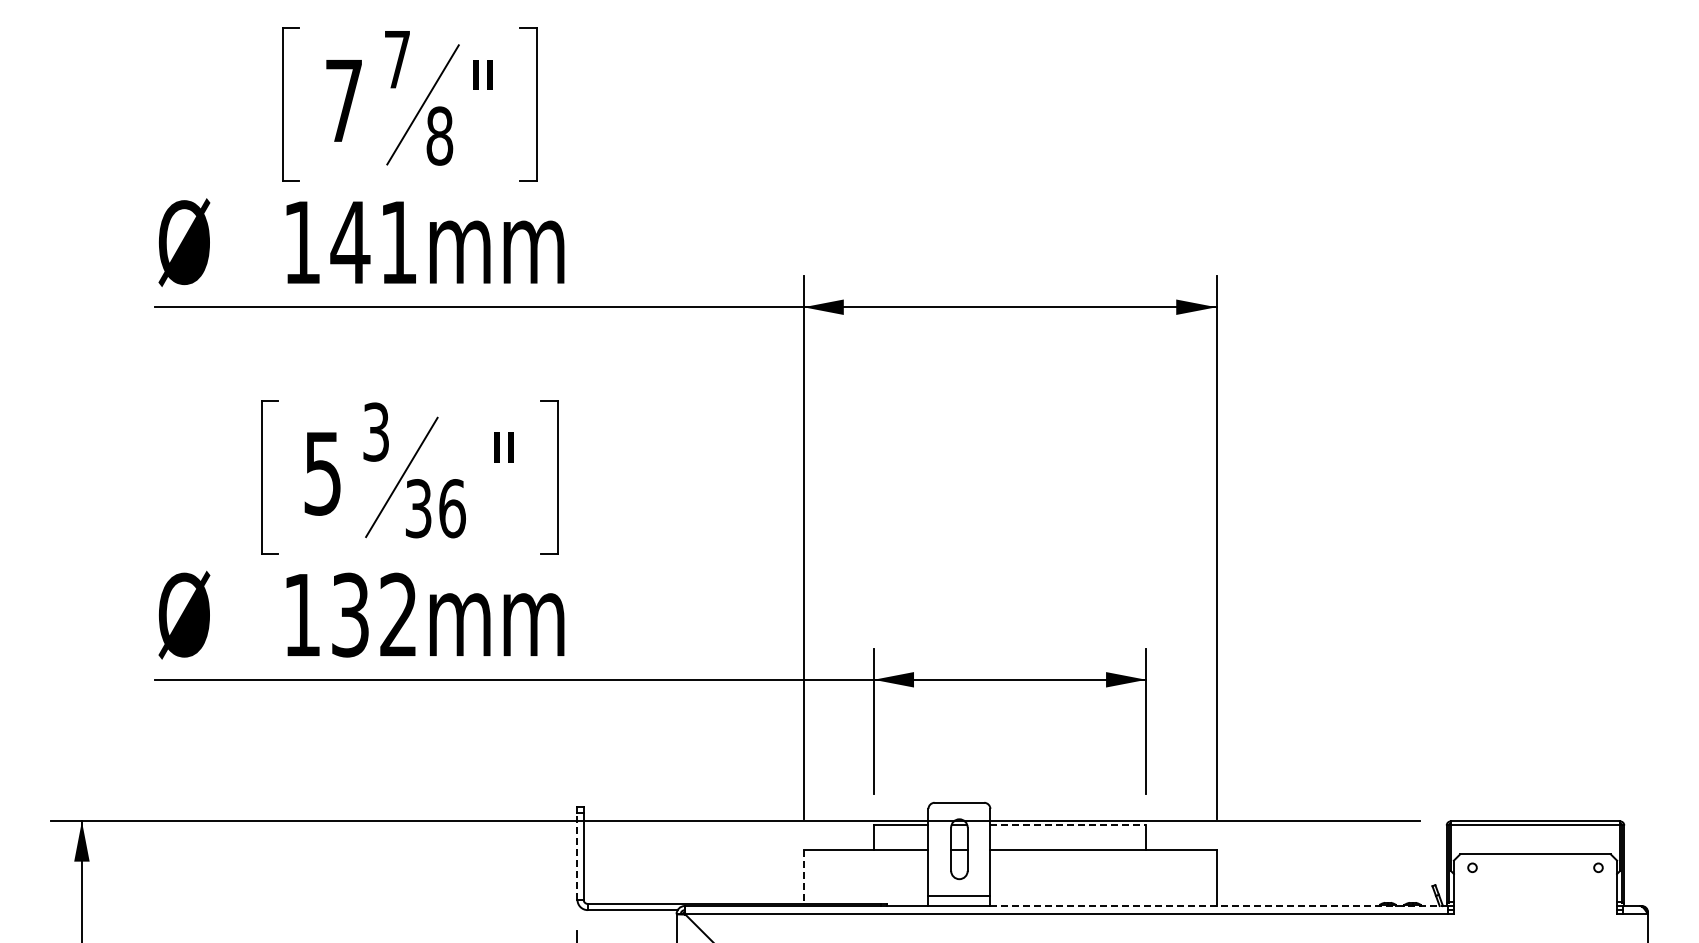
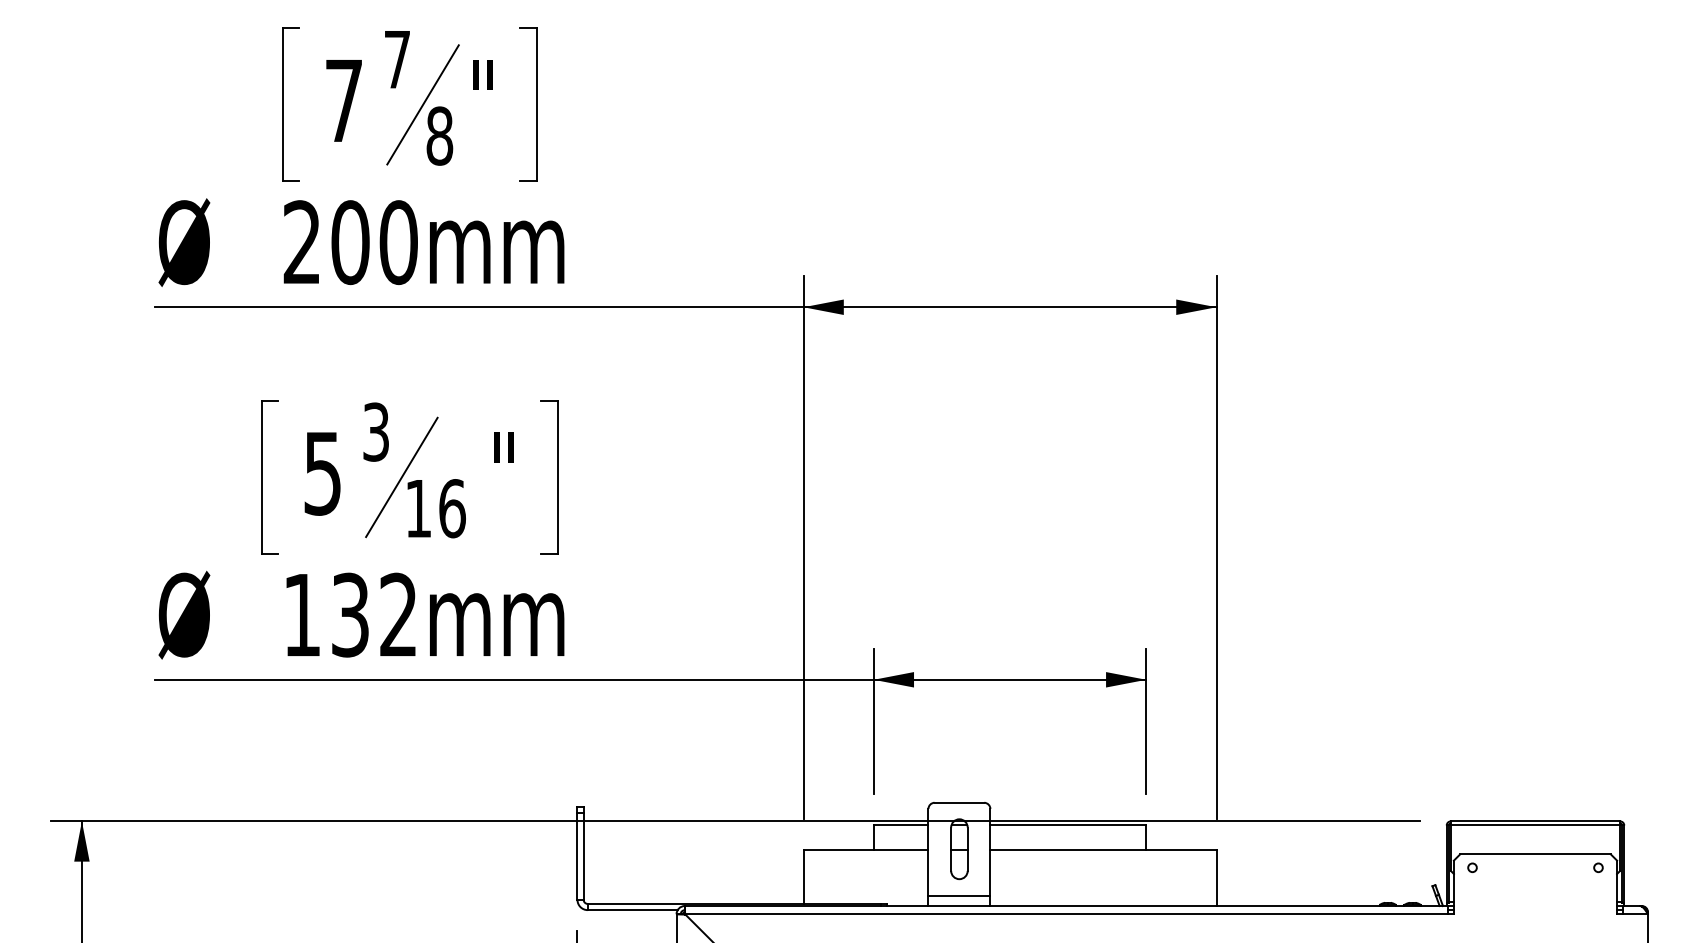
text: 141mm -> 200mm (350, 242)
text: 36 -> 16 (418, 508)
line: dashed -> solid (1068, 825)
line: dashed -> solid (577, 855)
line: dashed -> solid (803, 877)
line: dashed -> solid (1219, 906)
